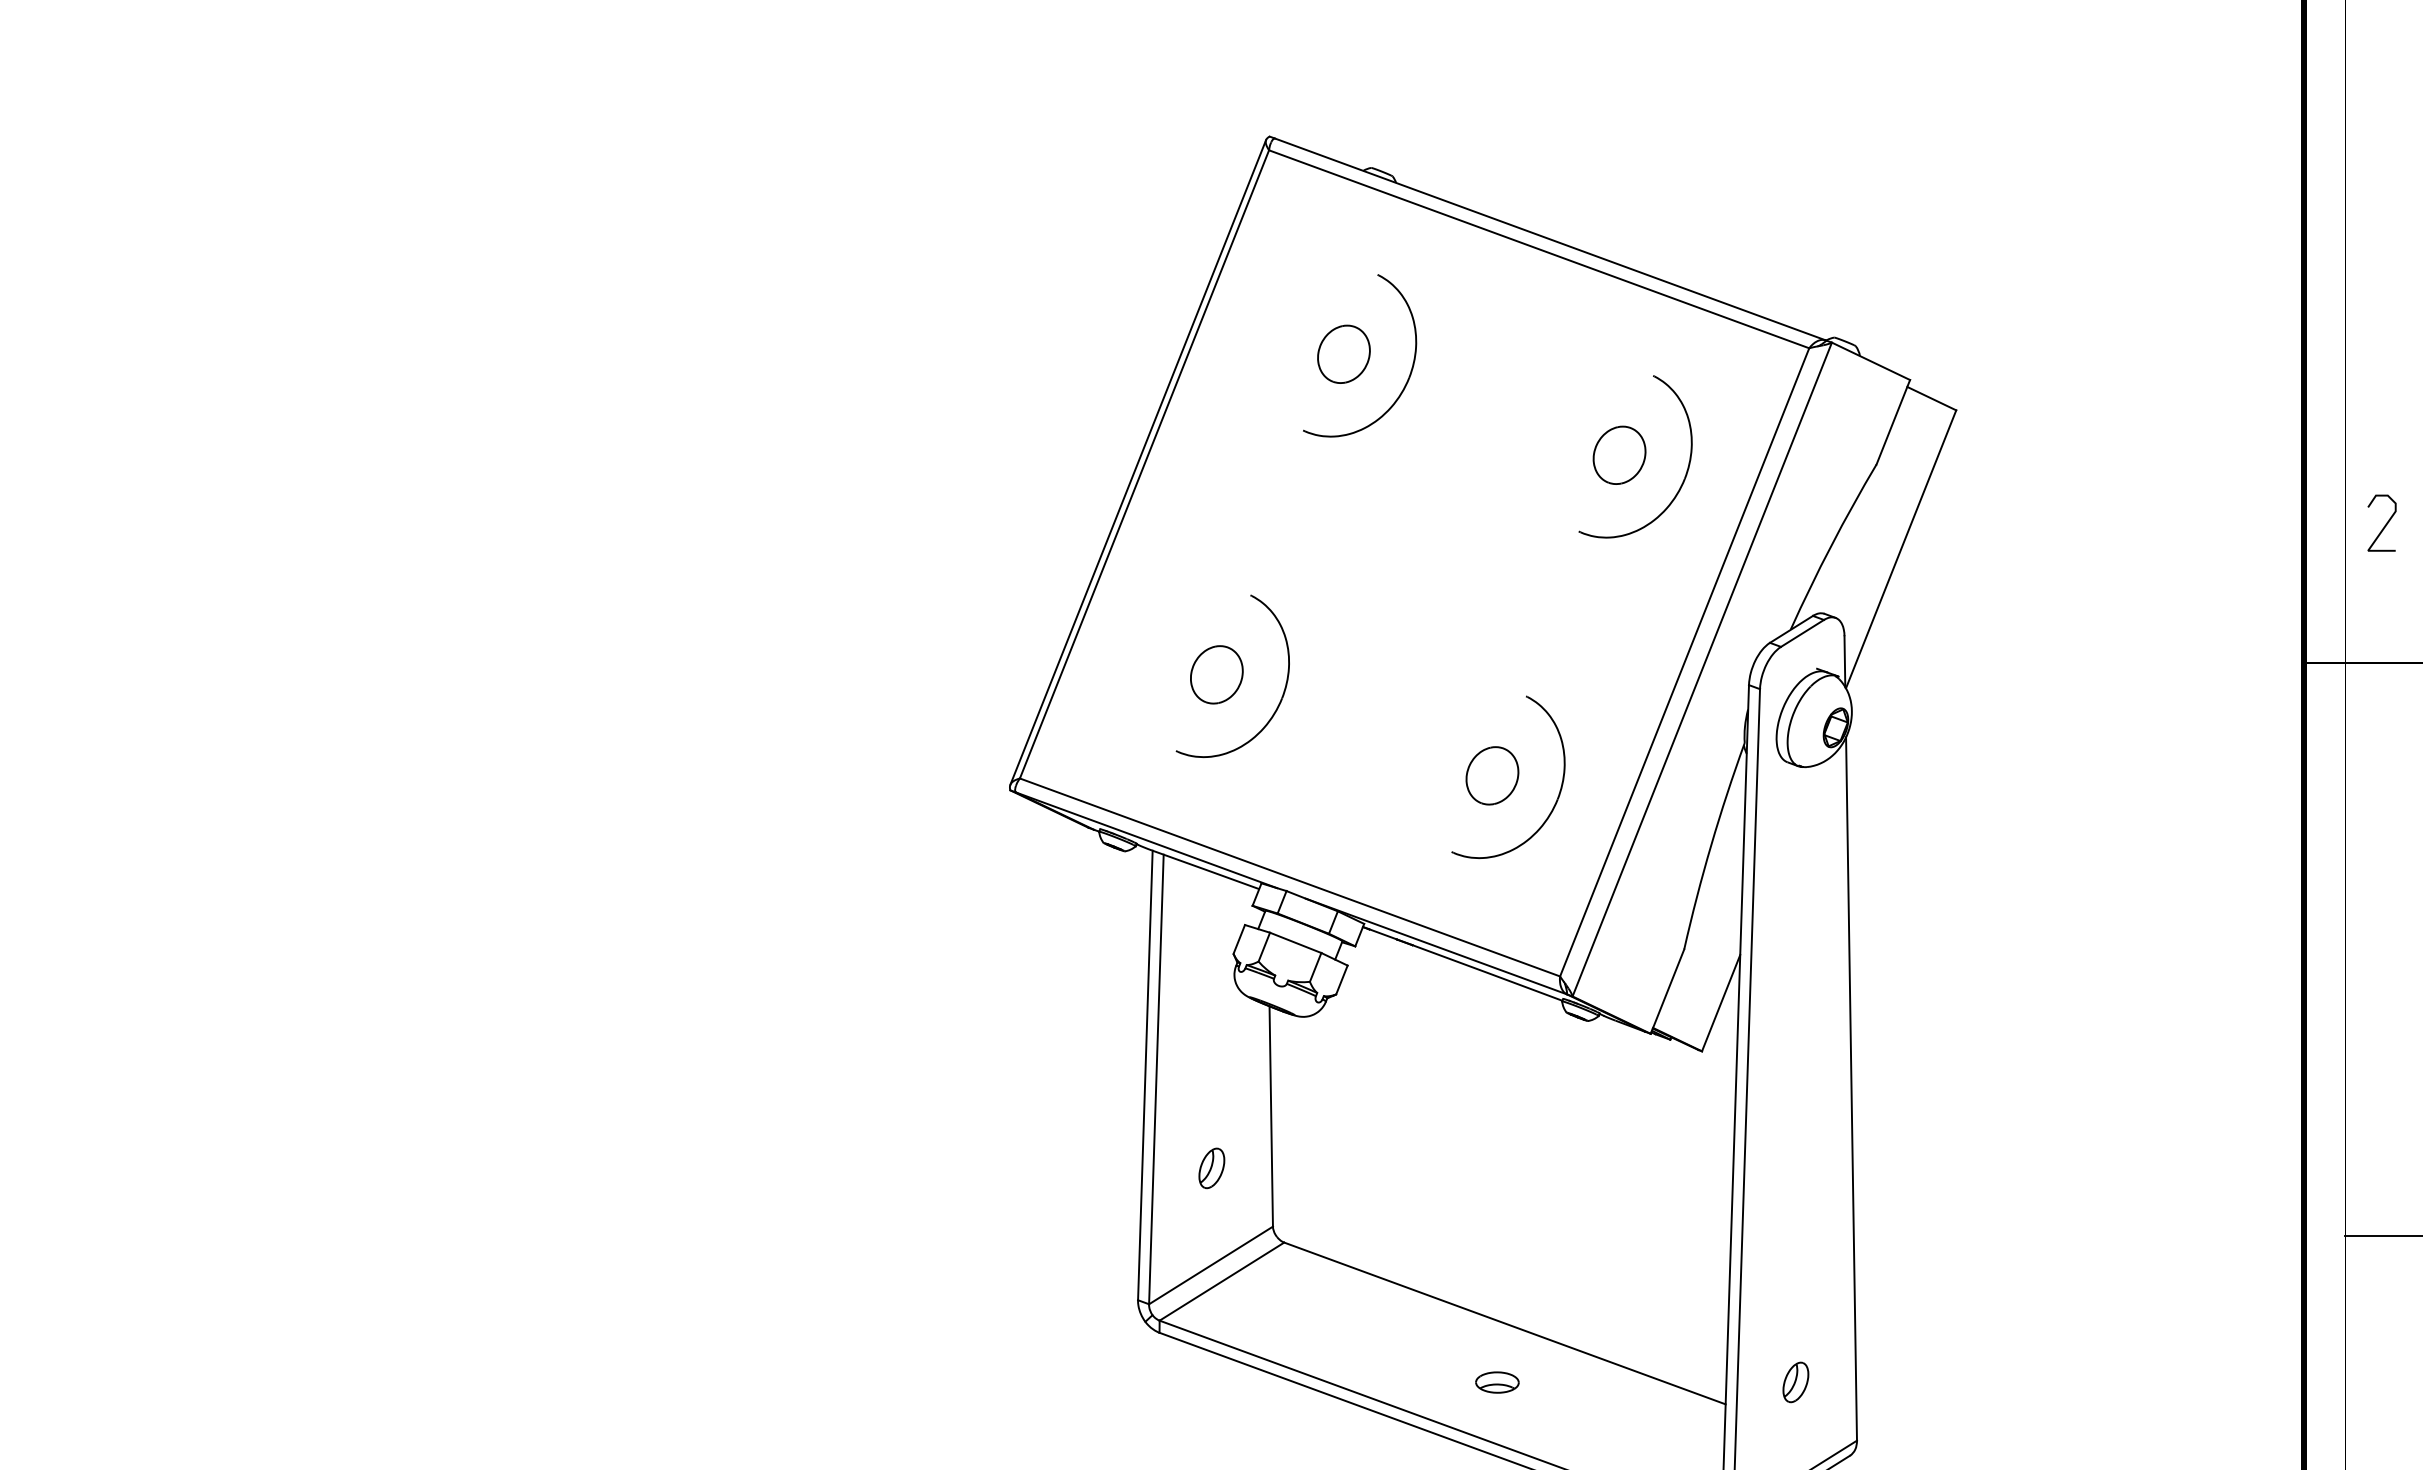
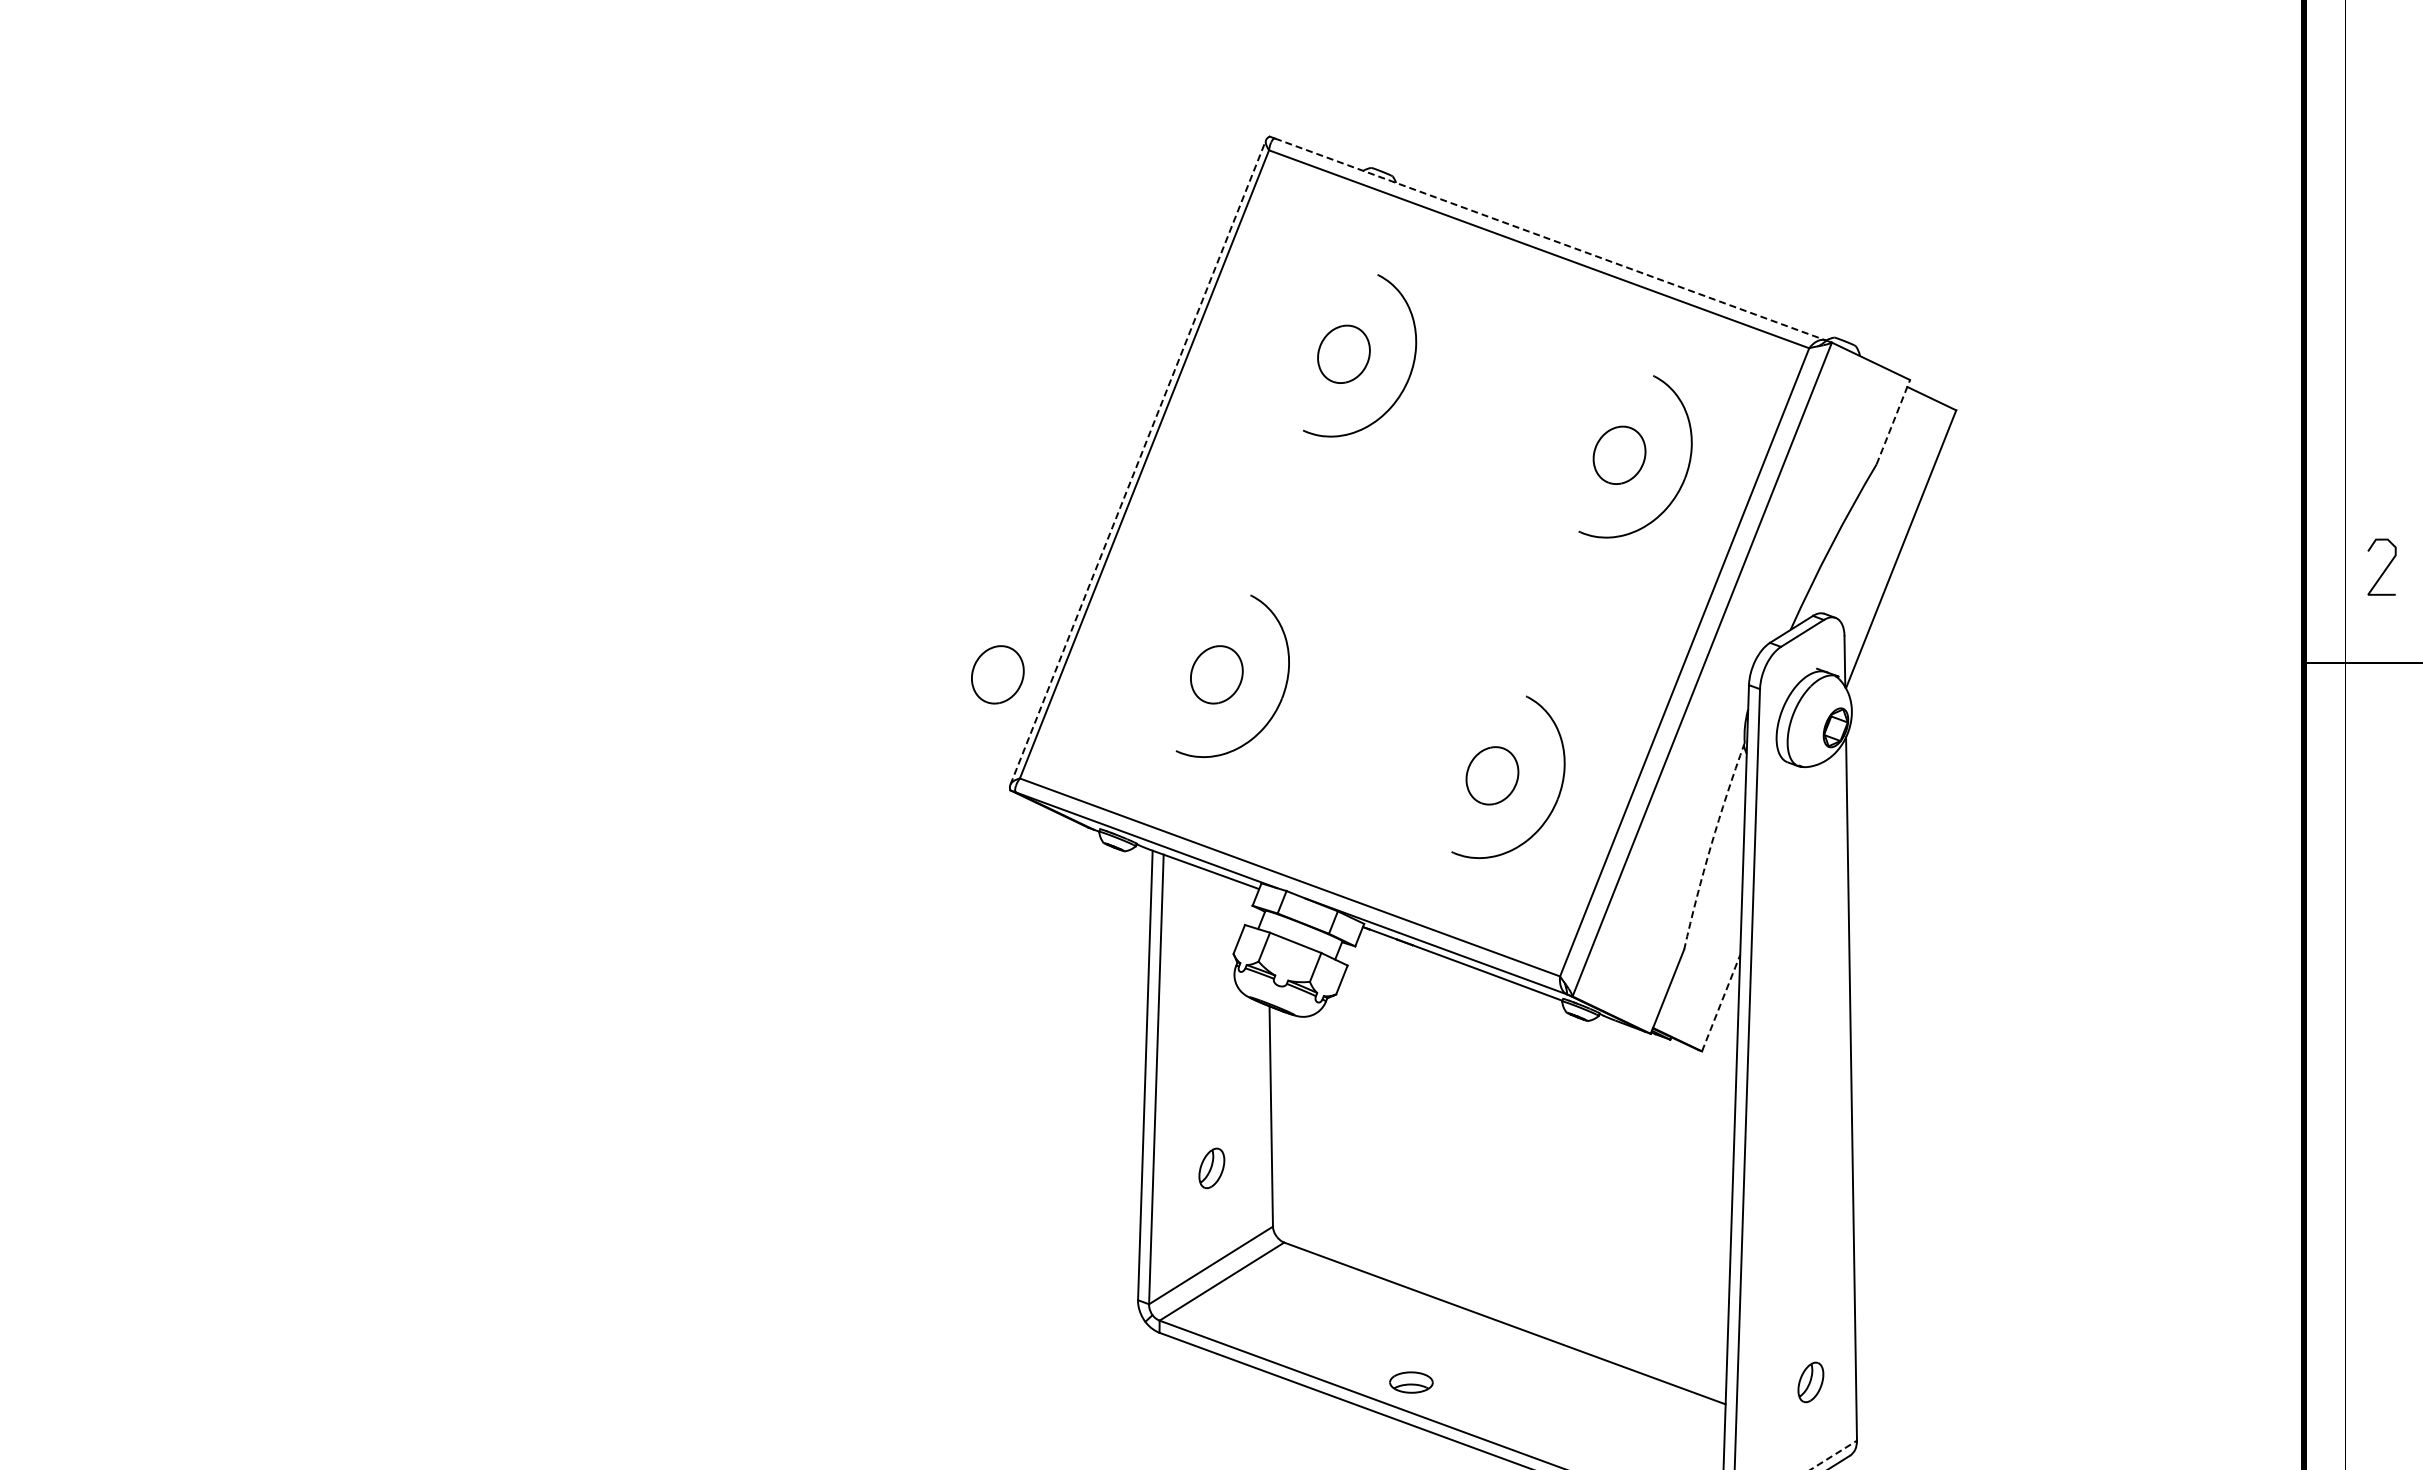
line: solid -> dashed (1550, 239)
line: solid -> dashed (1893, 421)
line: solid -> dashed (1138, 462)
curve position: (2384, 525) -> (2384, 569) (2384, 569)
part: none -> present (997, 674)
arc: solid -> dashed (1711, 845)
line: solid -> dashed (1721, 1003)
line: present -> none (2382, 1235)
part position: (1497, 1382) -> (1411, 1382) (1411, 1382)
part position: (1795, 1382) -> (1810, 1382) (1810, 1382)
line: solid -> dashed (1834, 1454)
